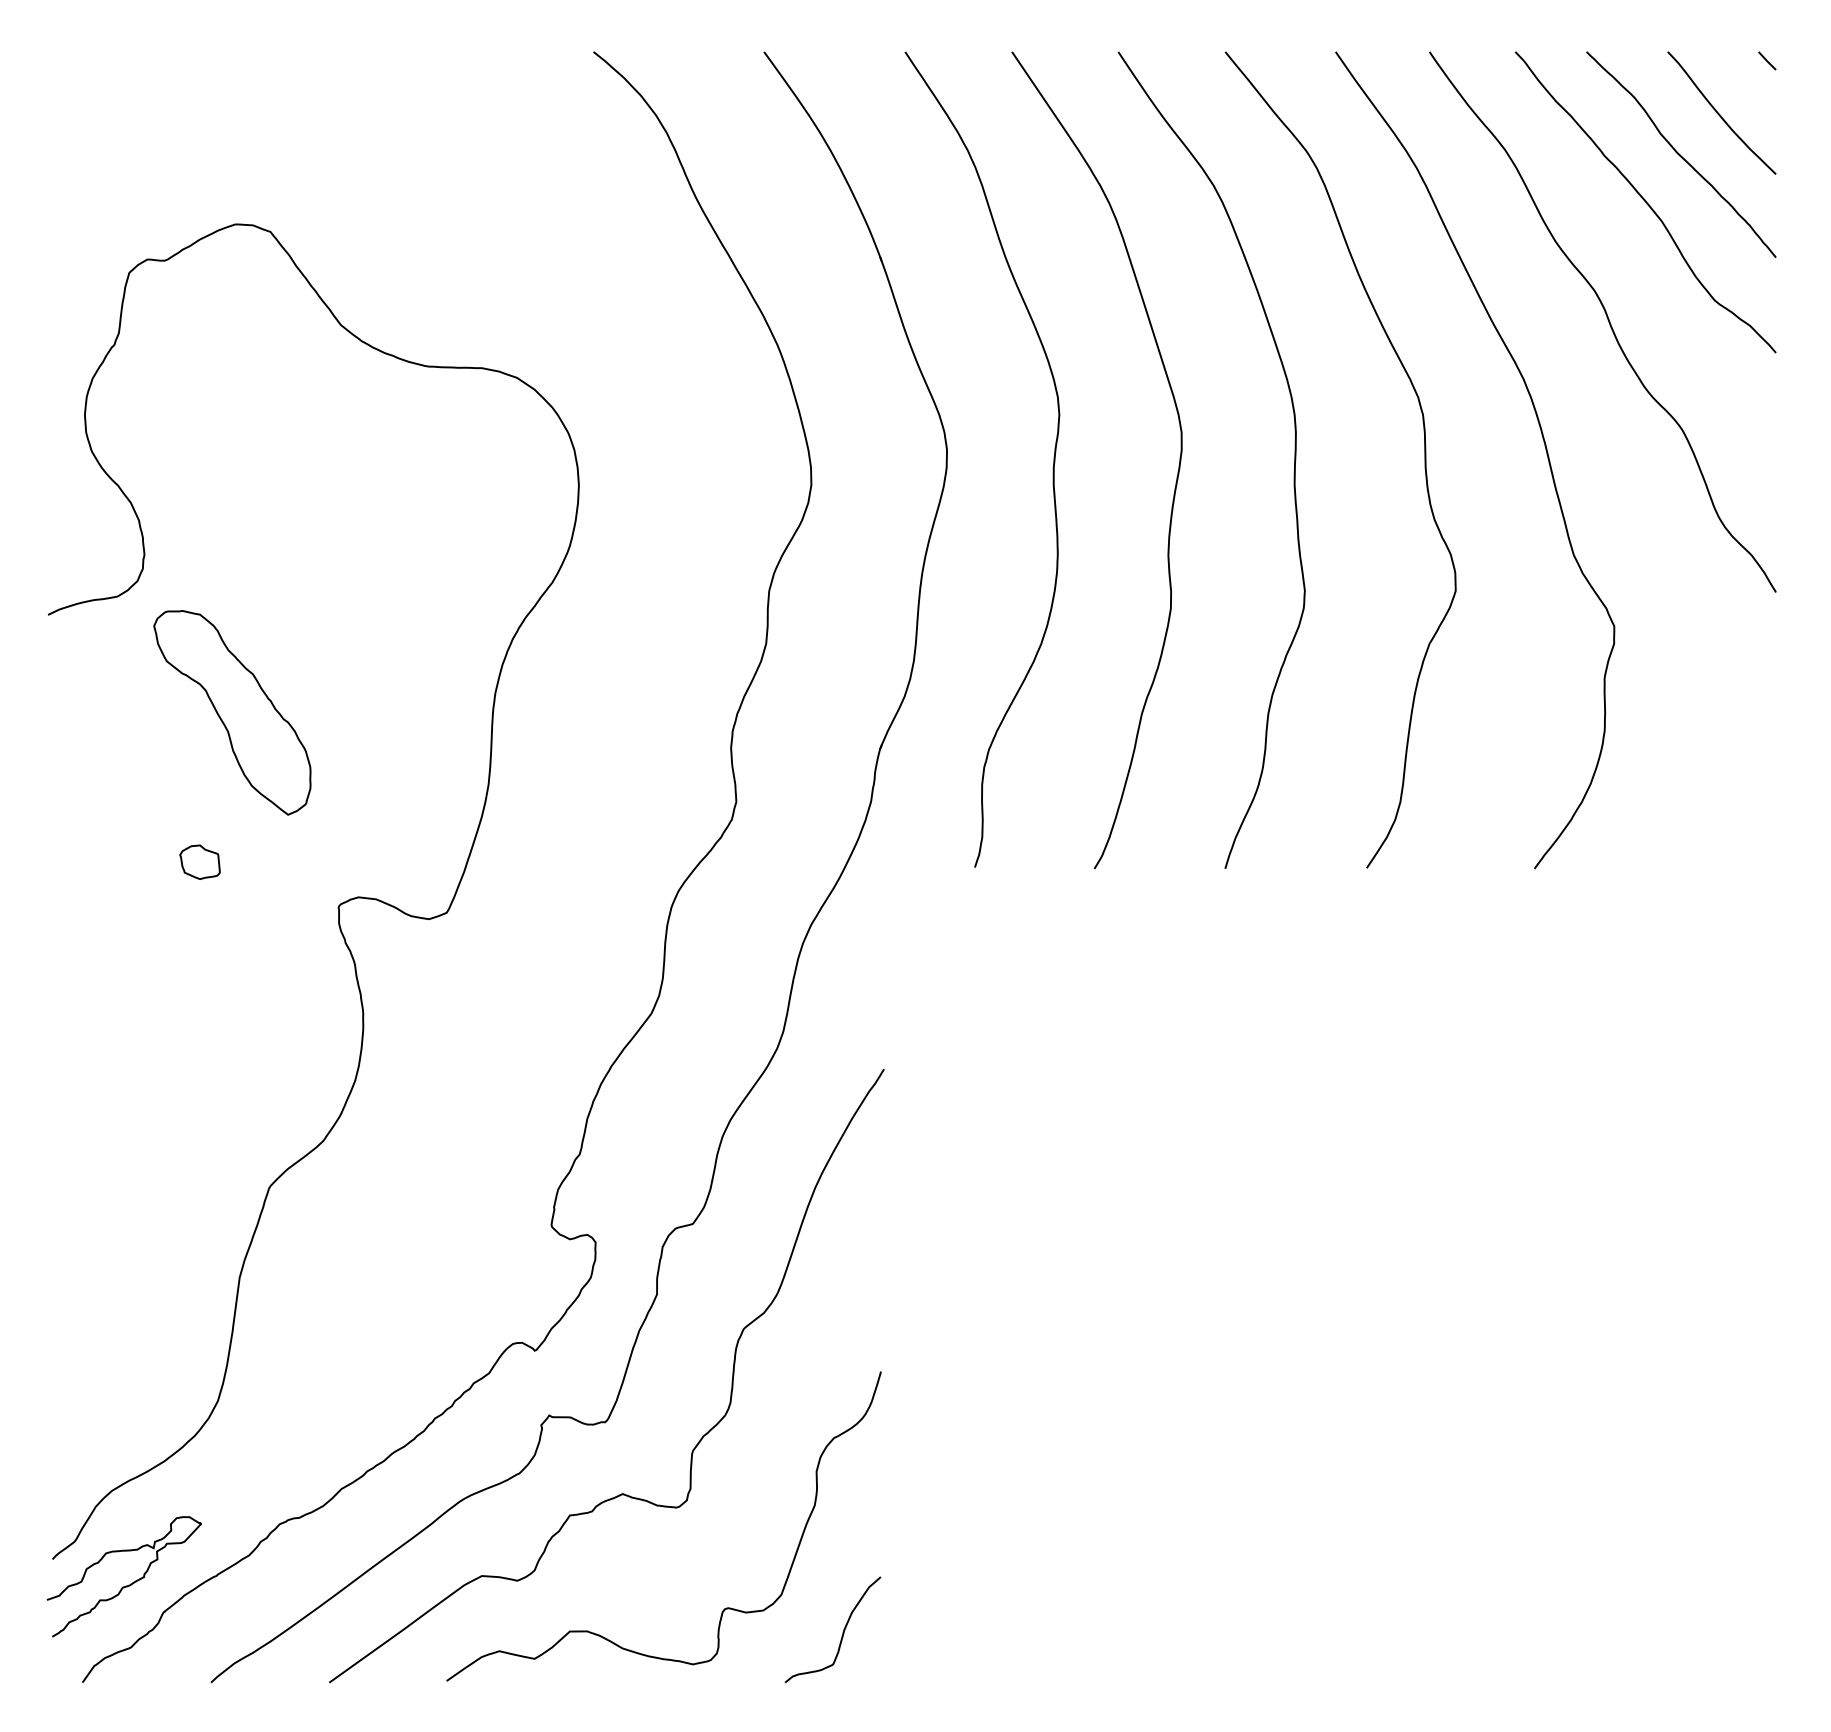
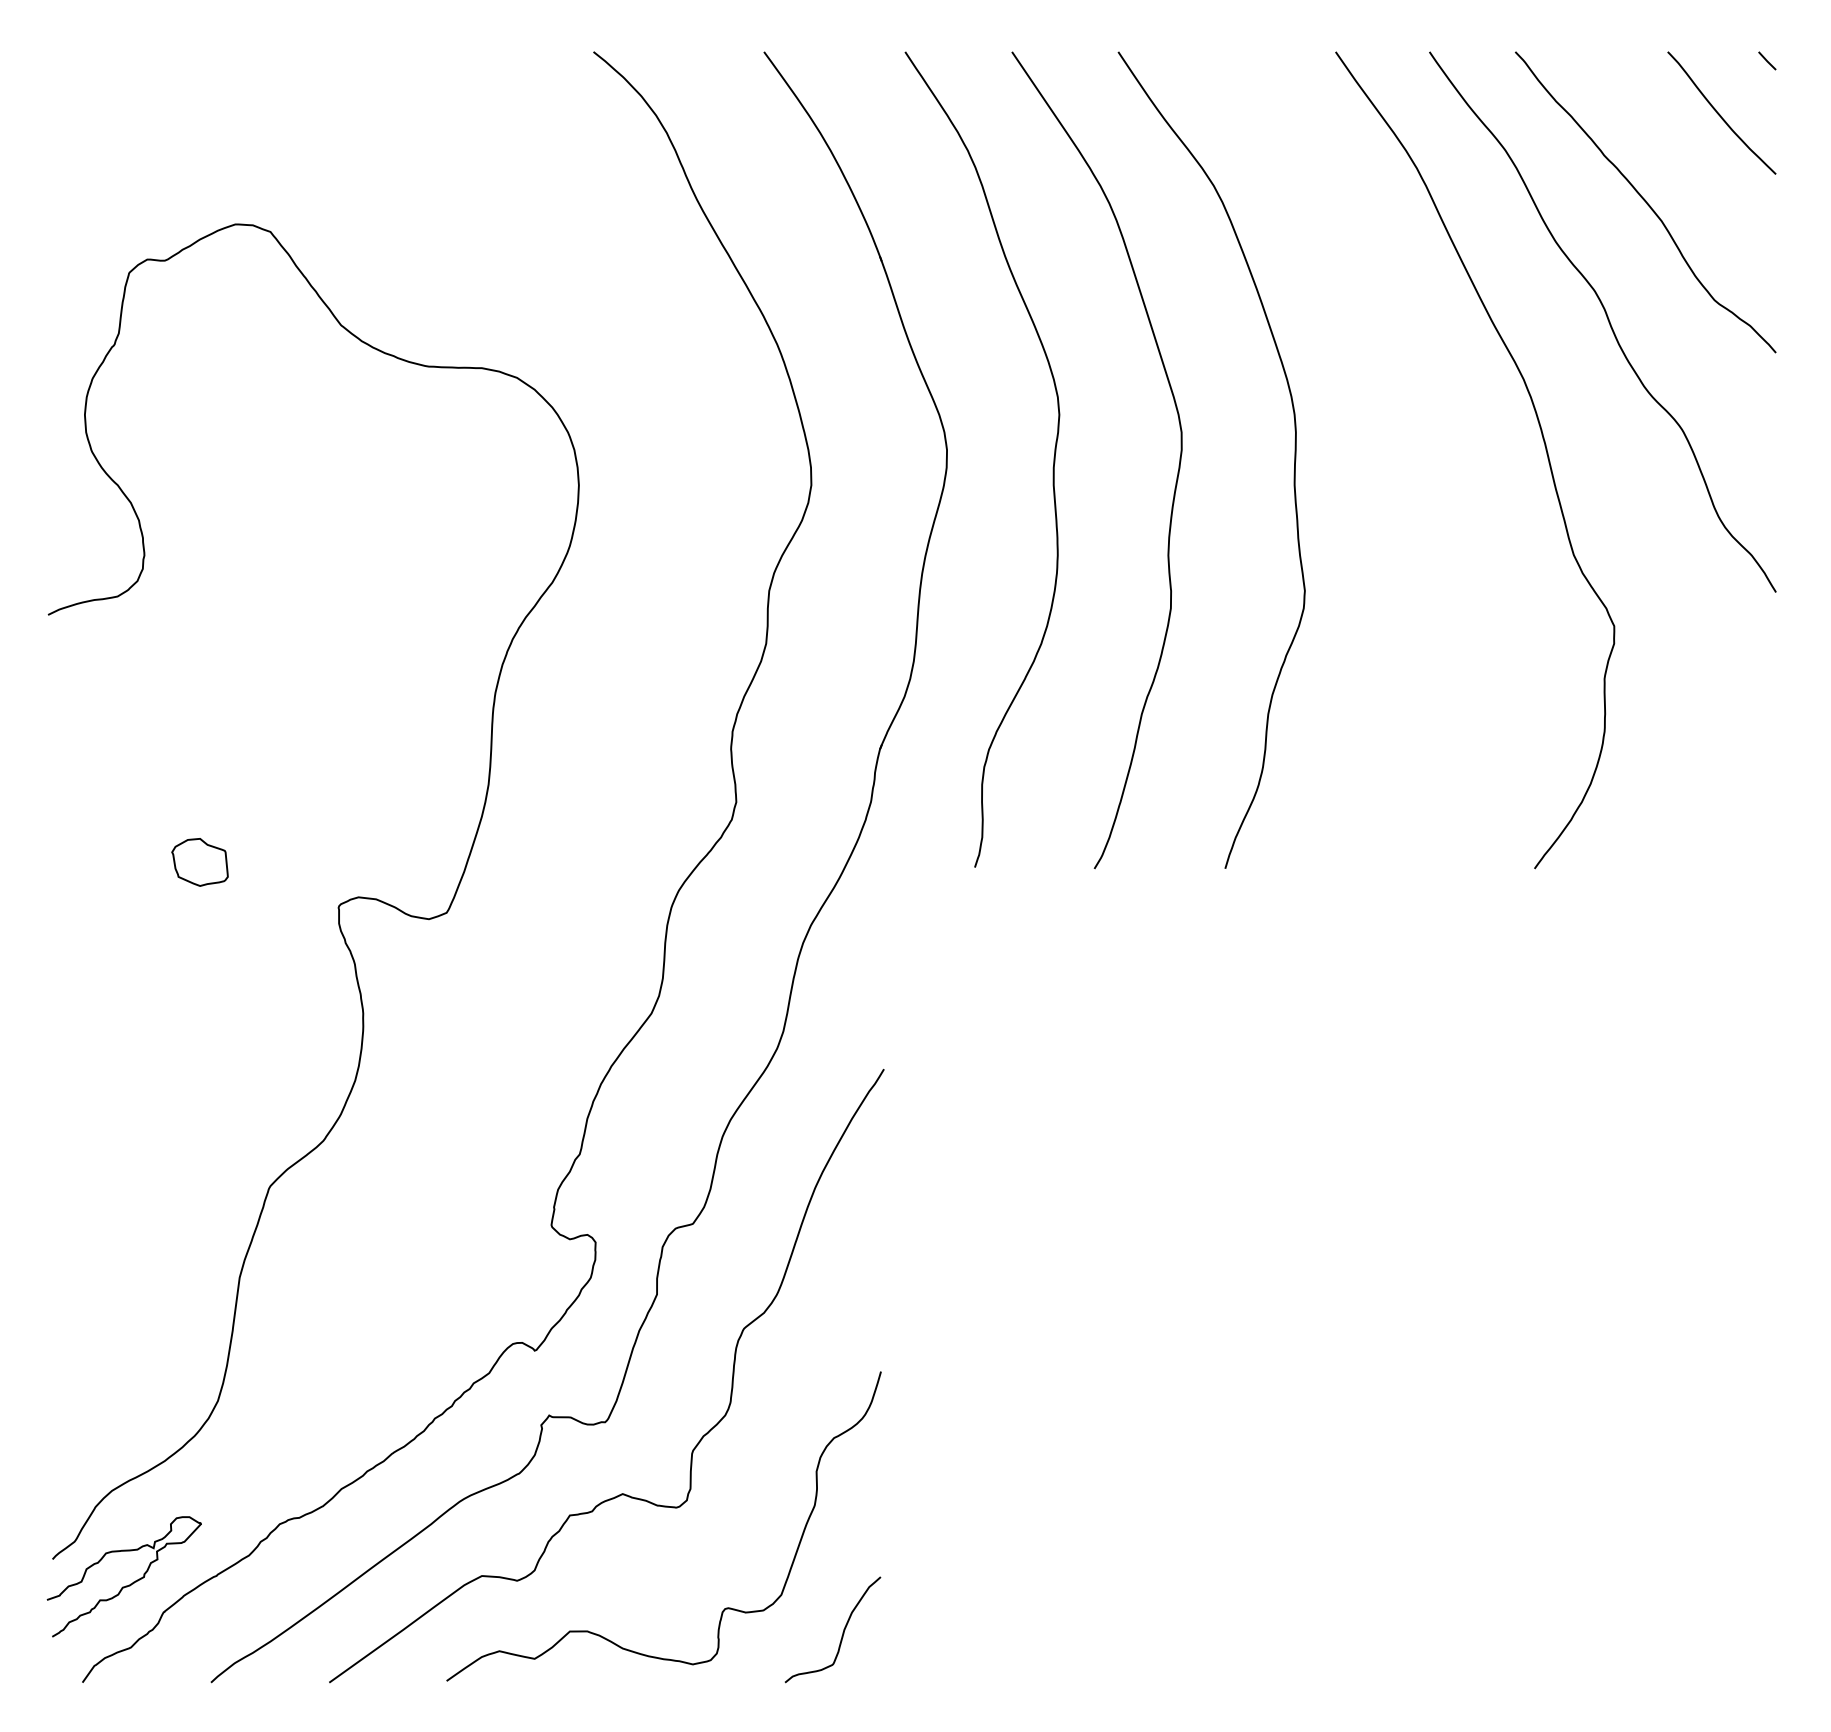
curve: present -> none (1680, 154)
curve: present -> none (1424, 459)
part: present -> none (232, 712)
part size: 42x36 px -> 58x49 px (199, 862)
